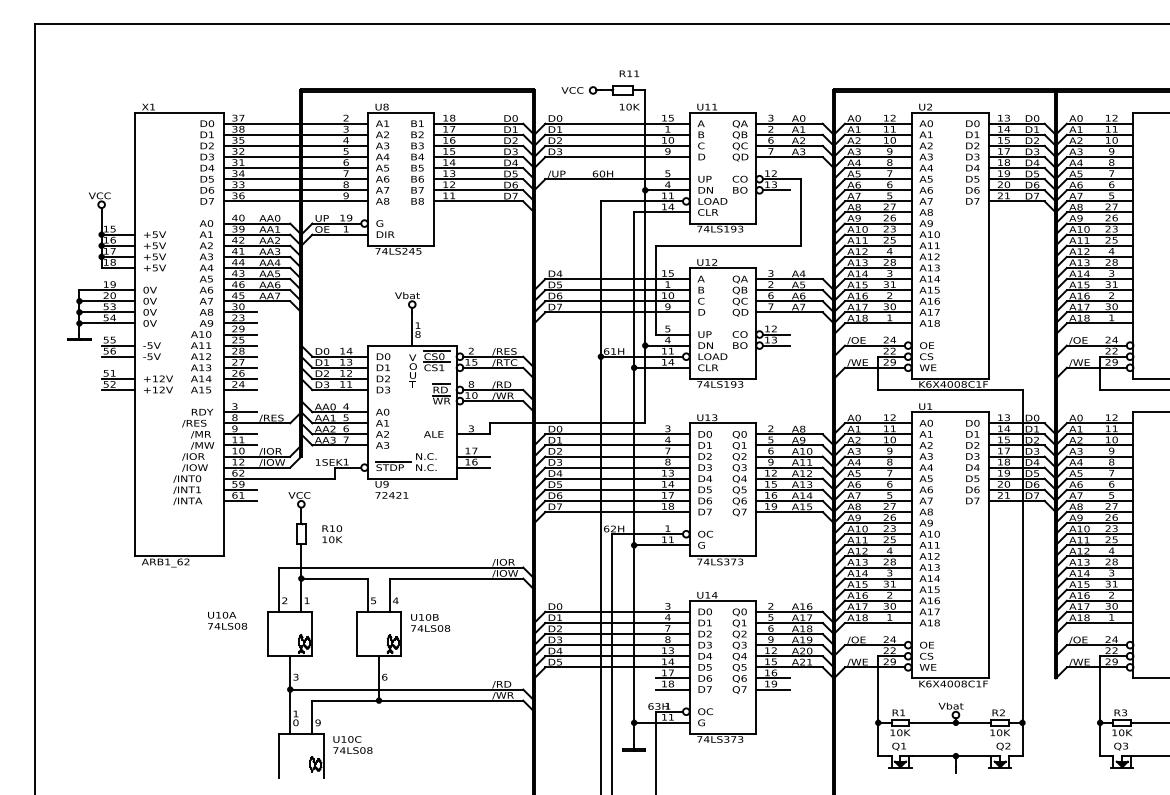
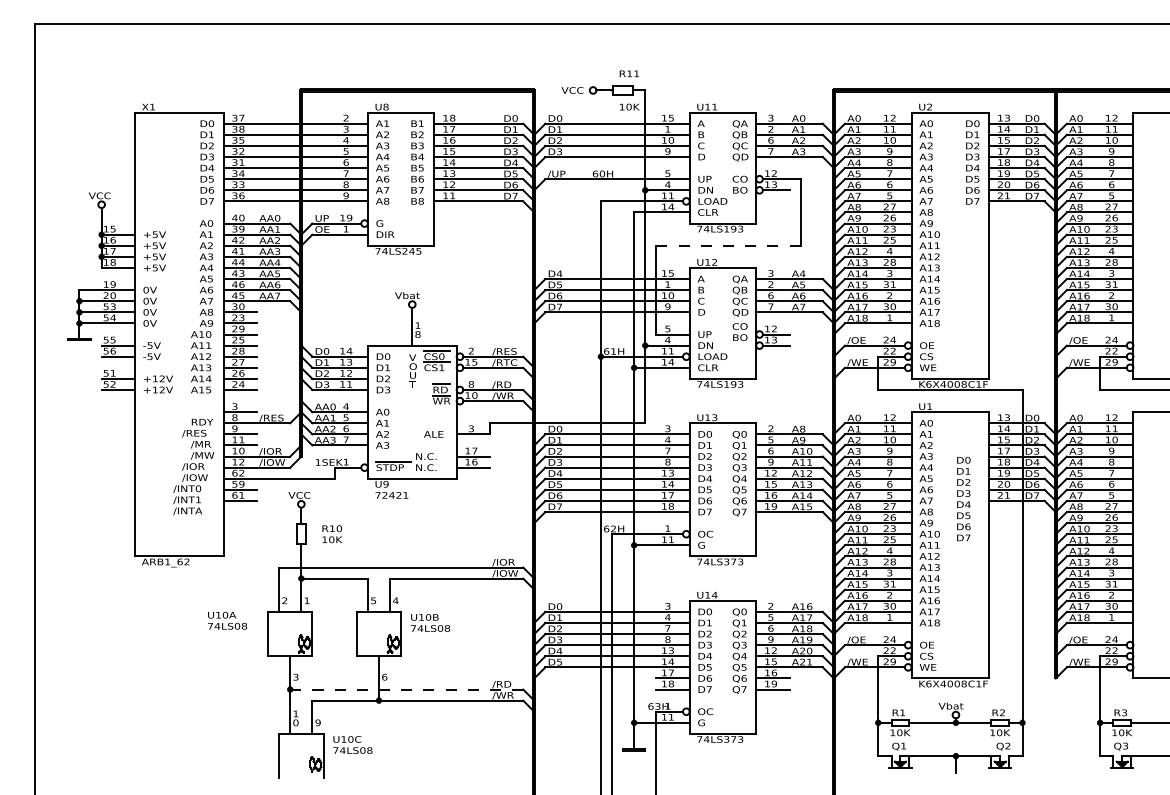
line: solid -> dashed (728, 245)
text position: (739, 339) -> (739, 331) (739, 331)
text position: (193, 456) -> (193, 466) (193, 466)
text position: (972, 462) -> (963, 499) (963, 499)
line: solid -> dashed (406, 689)
